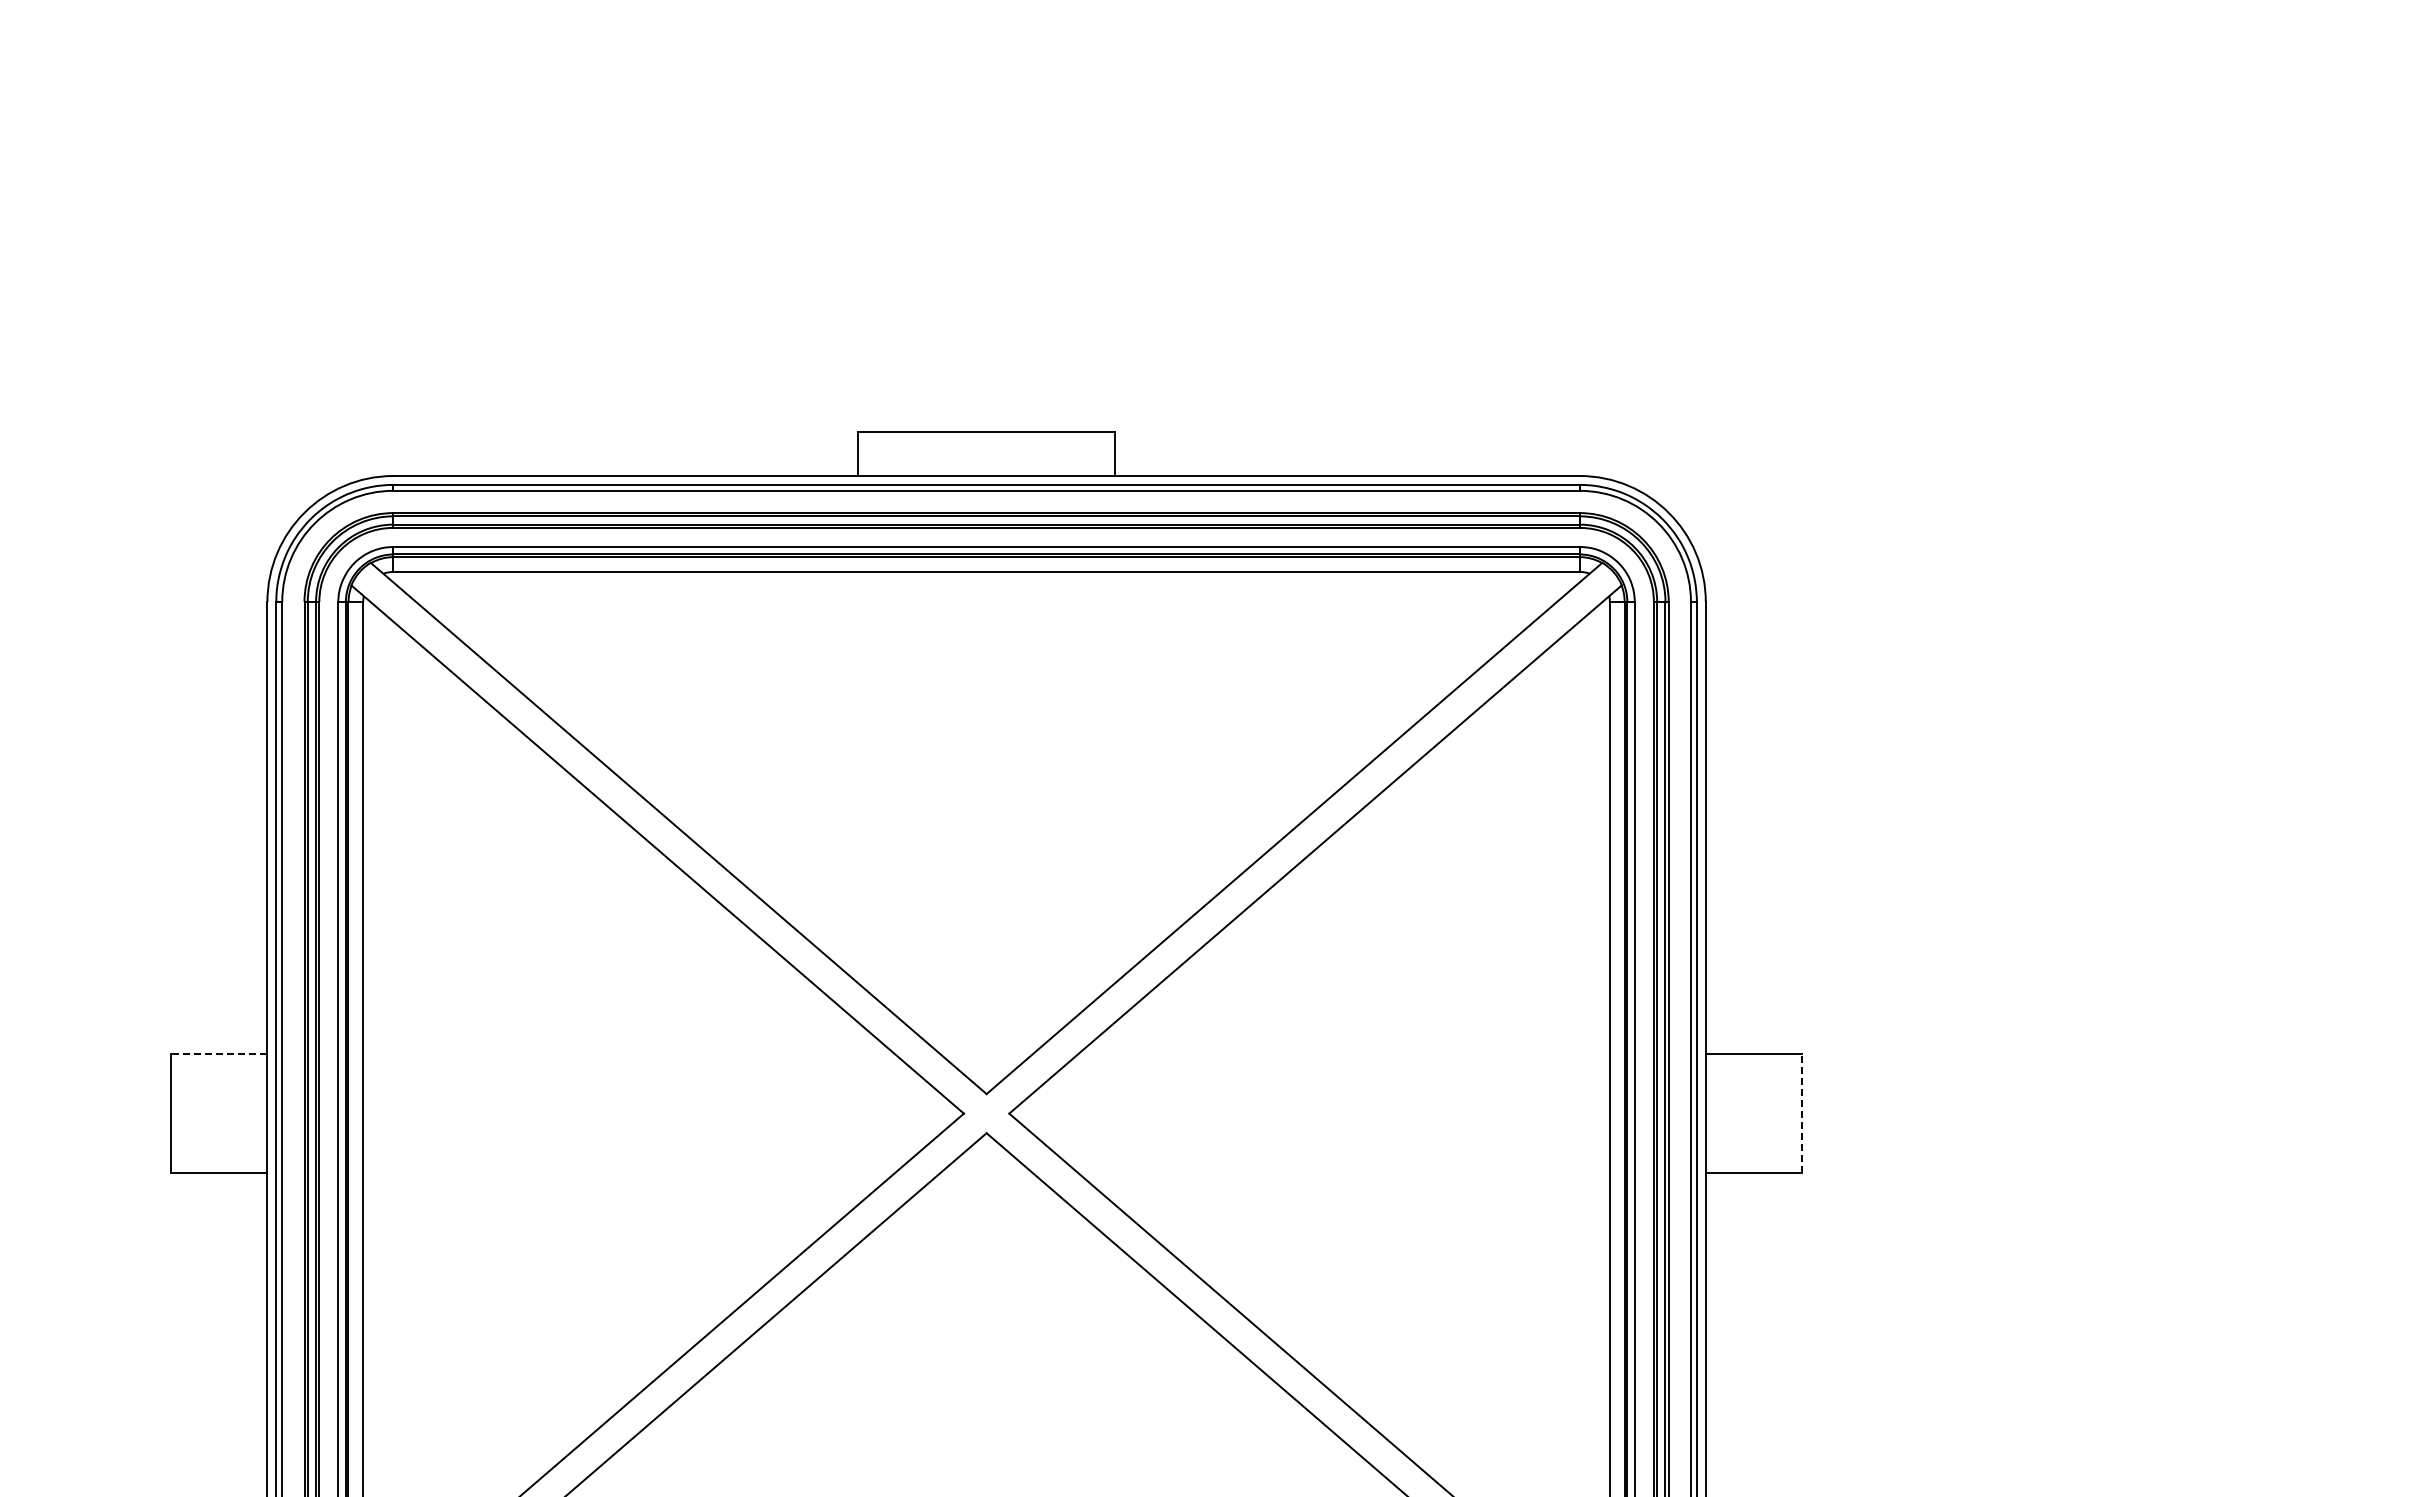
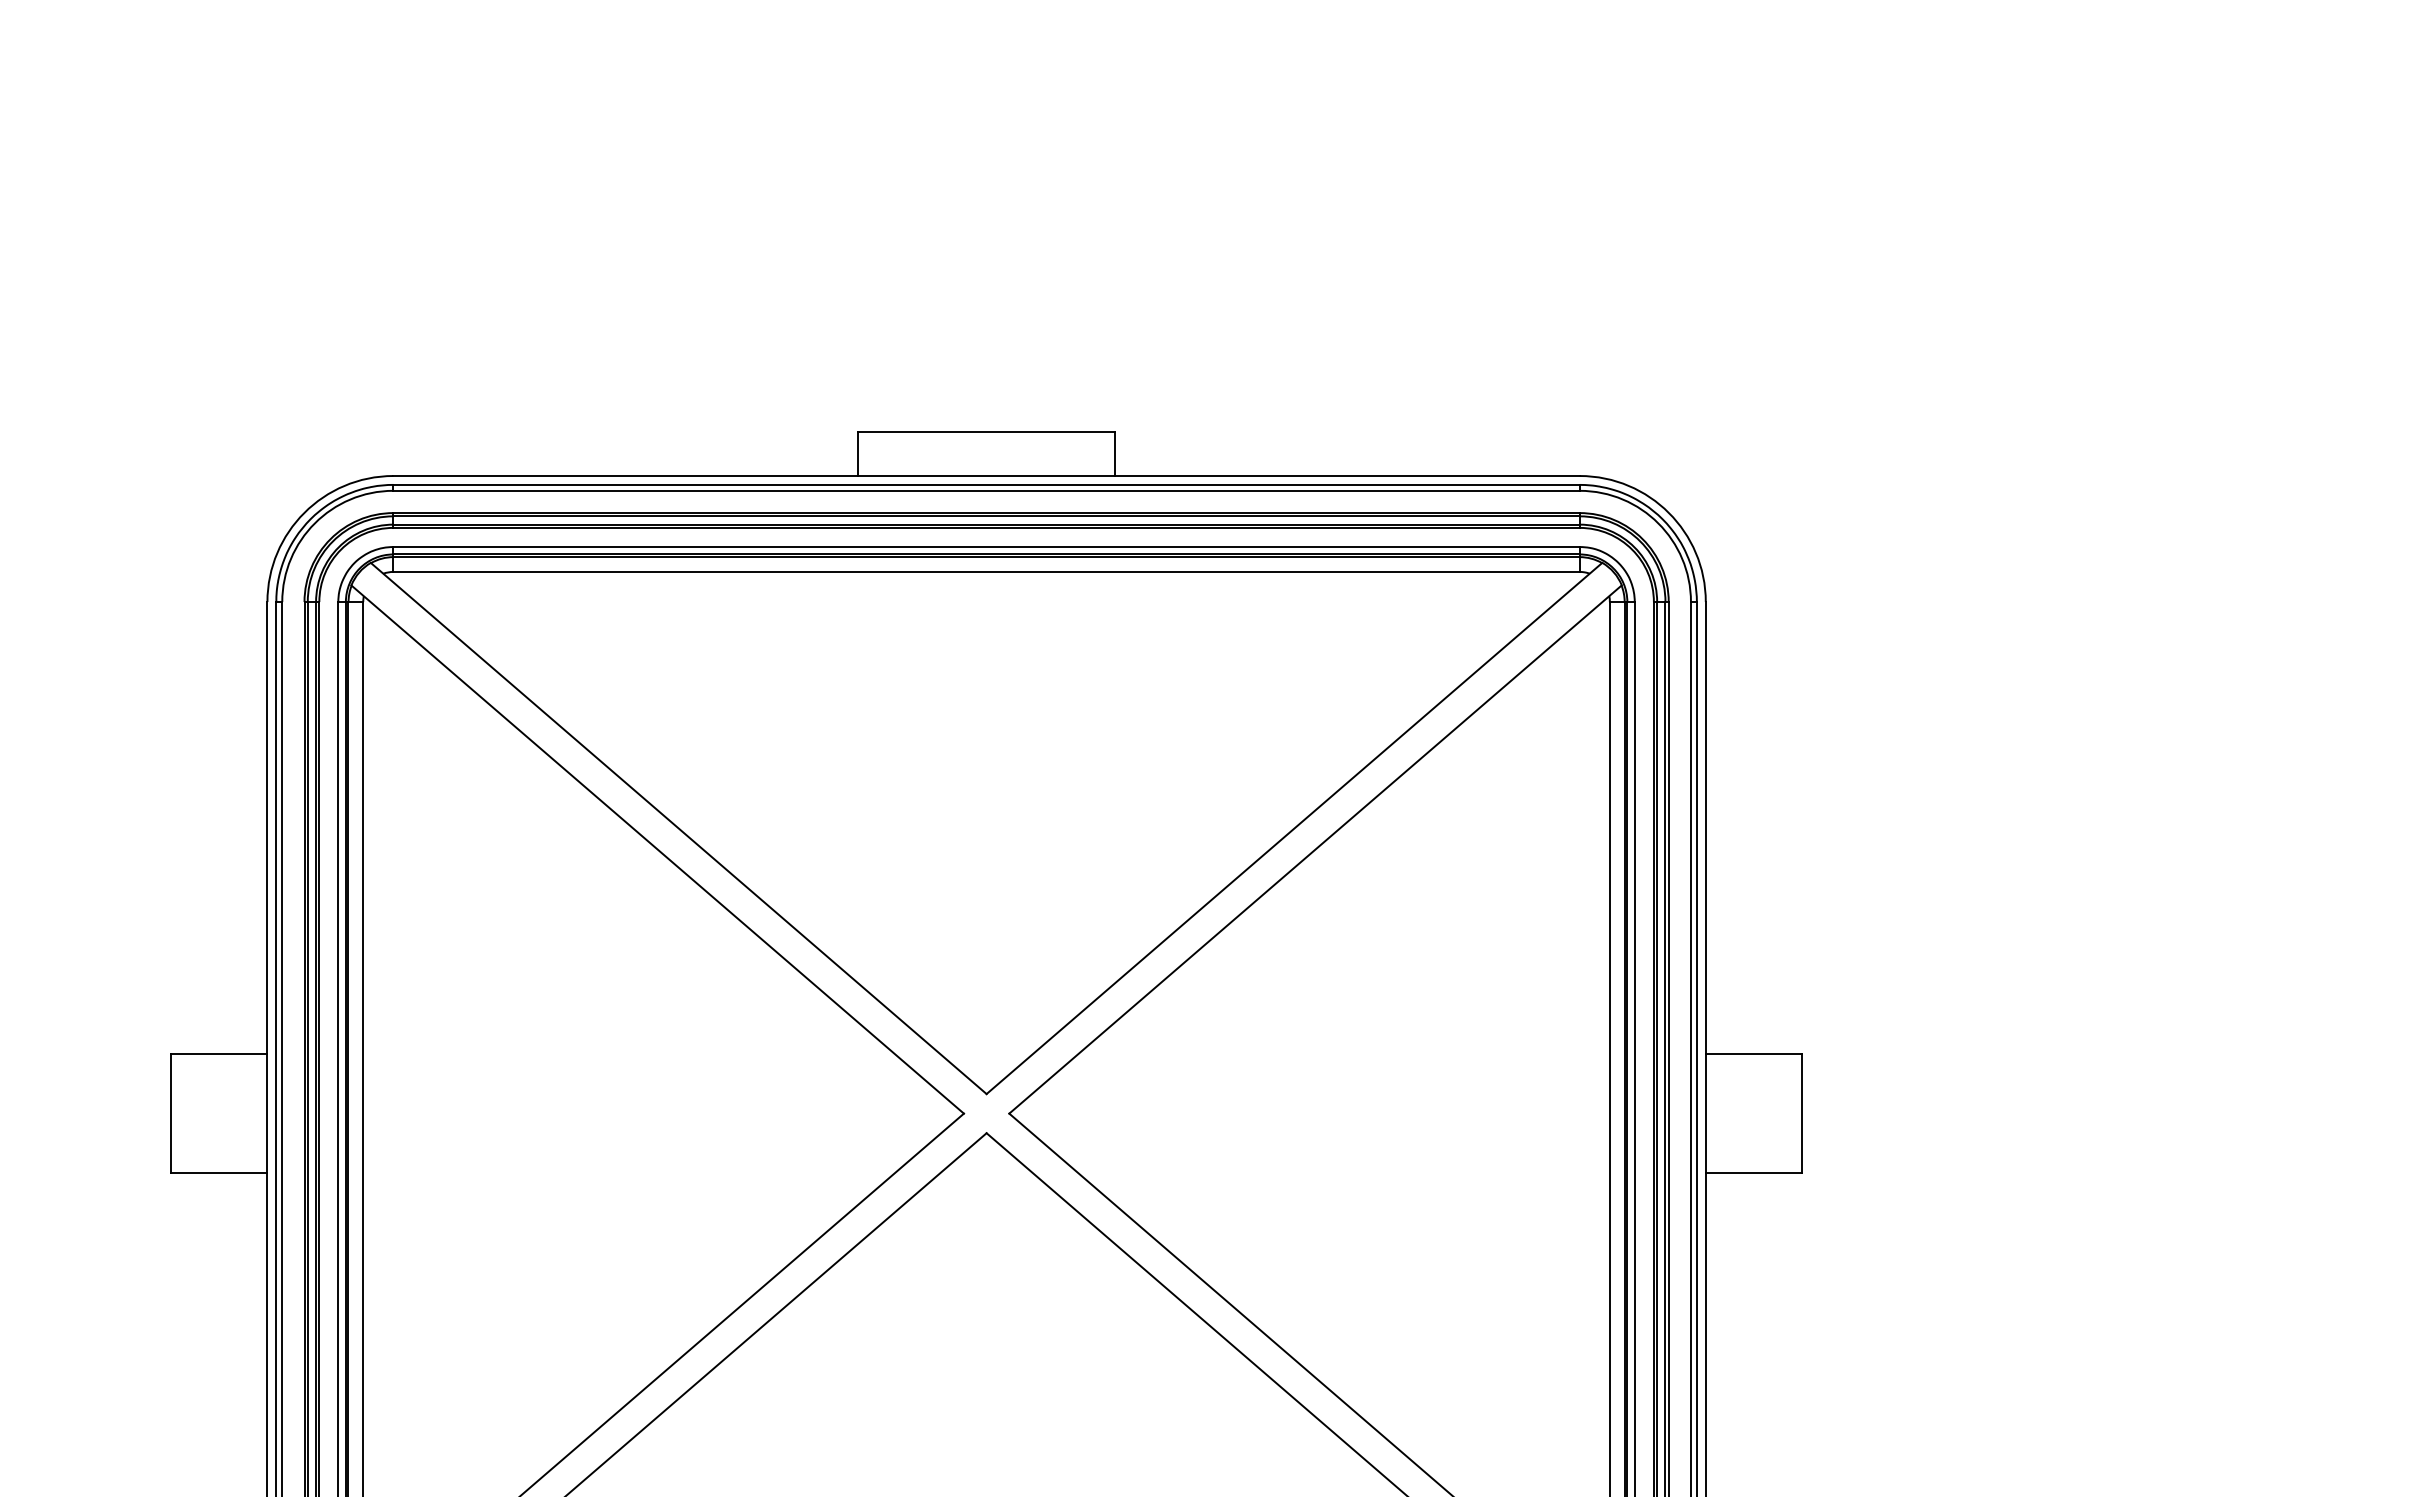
line: dashed -> solid (218, 1054)
line: dashed -> solid (1802, 1113)
